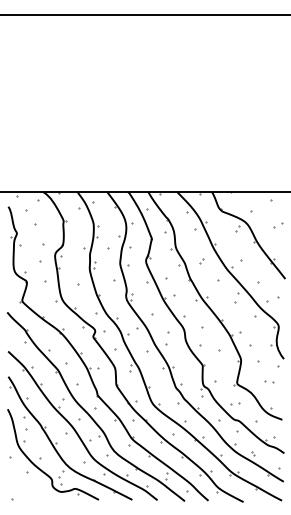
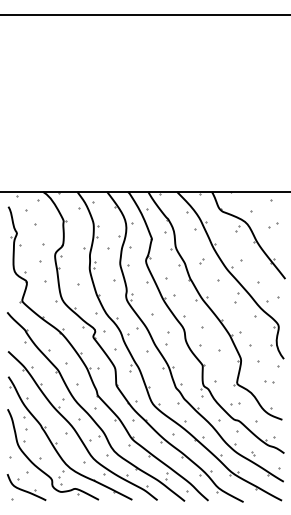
part position: (278, 225) -> (273, 225) (273, 225)
part: none -> present (26, 487)
